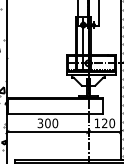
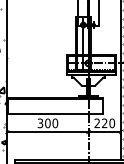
text: 120 -> 220 (96, 122)
